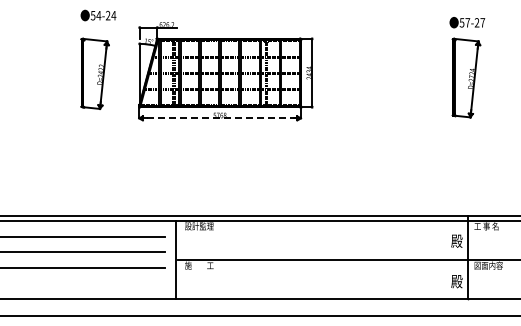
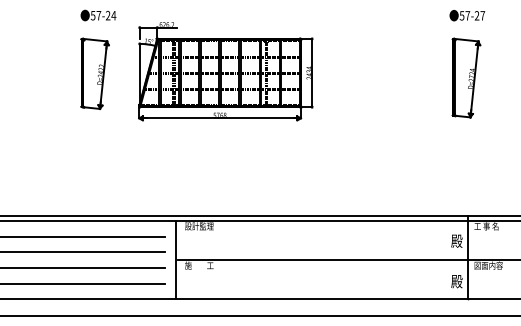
text: 54-24 -> 57-24 (98, 15)
text position: (467, 22) -> (467, 15) (467, 15)
line: dashed -> solid (220, 118)
line: none -> present (83, 283)
